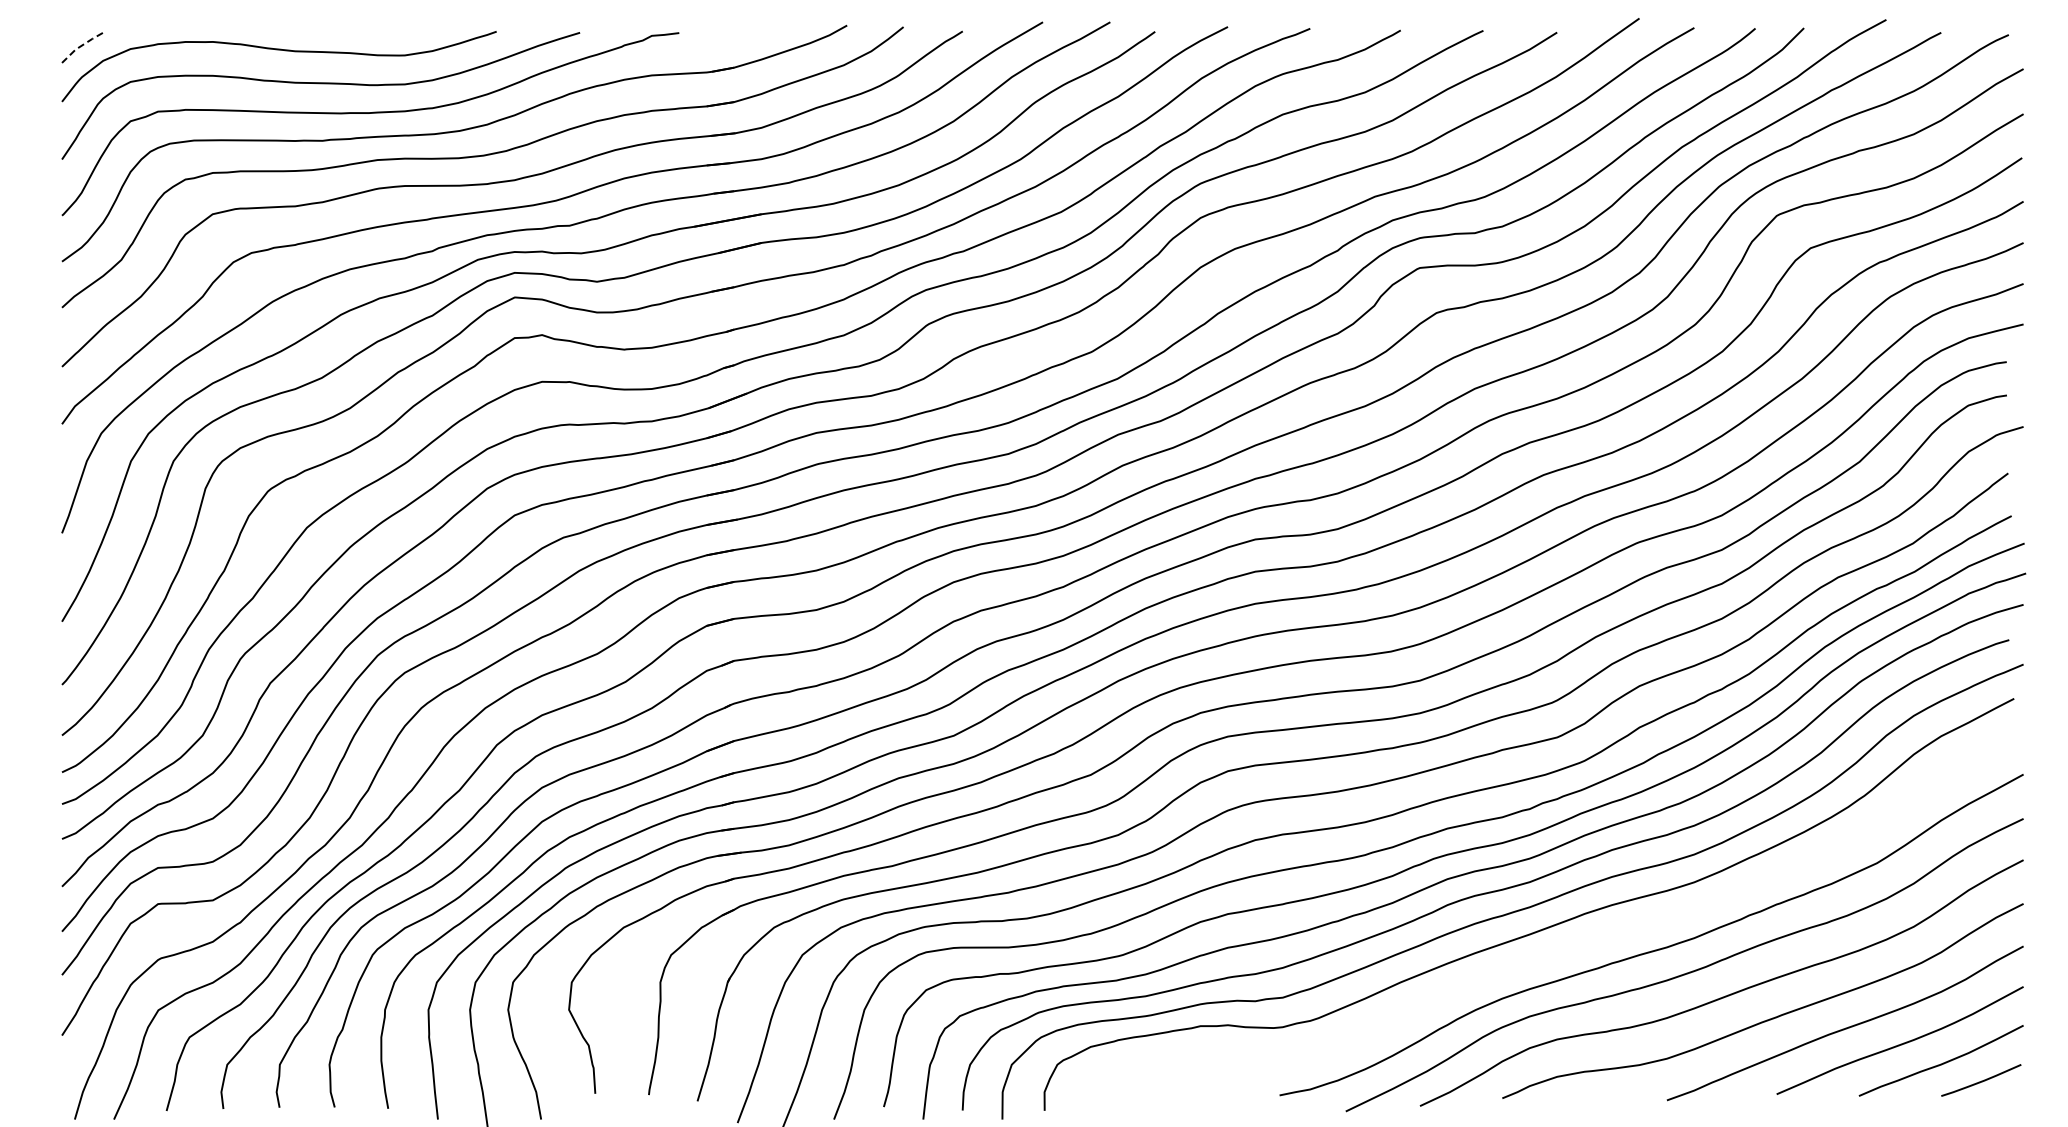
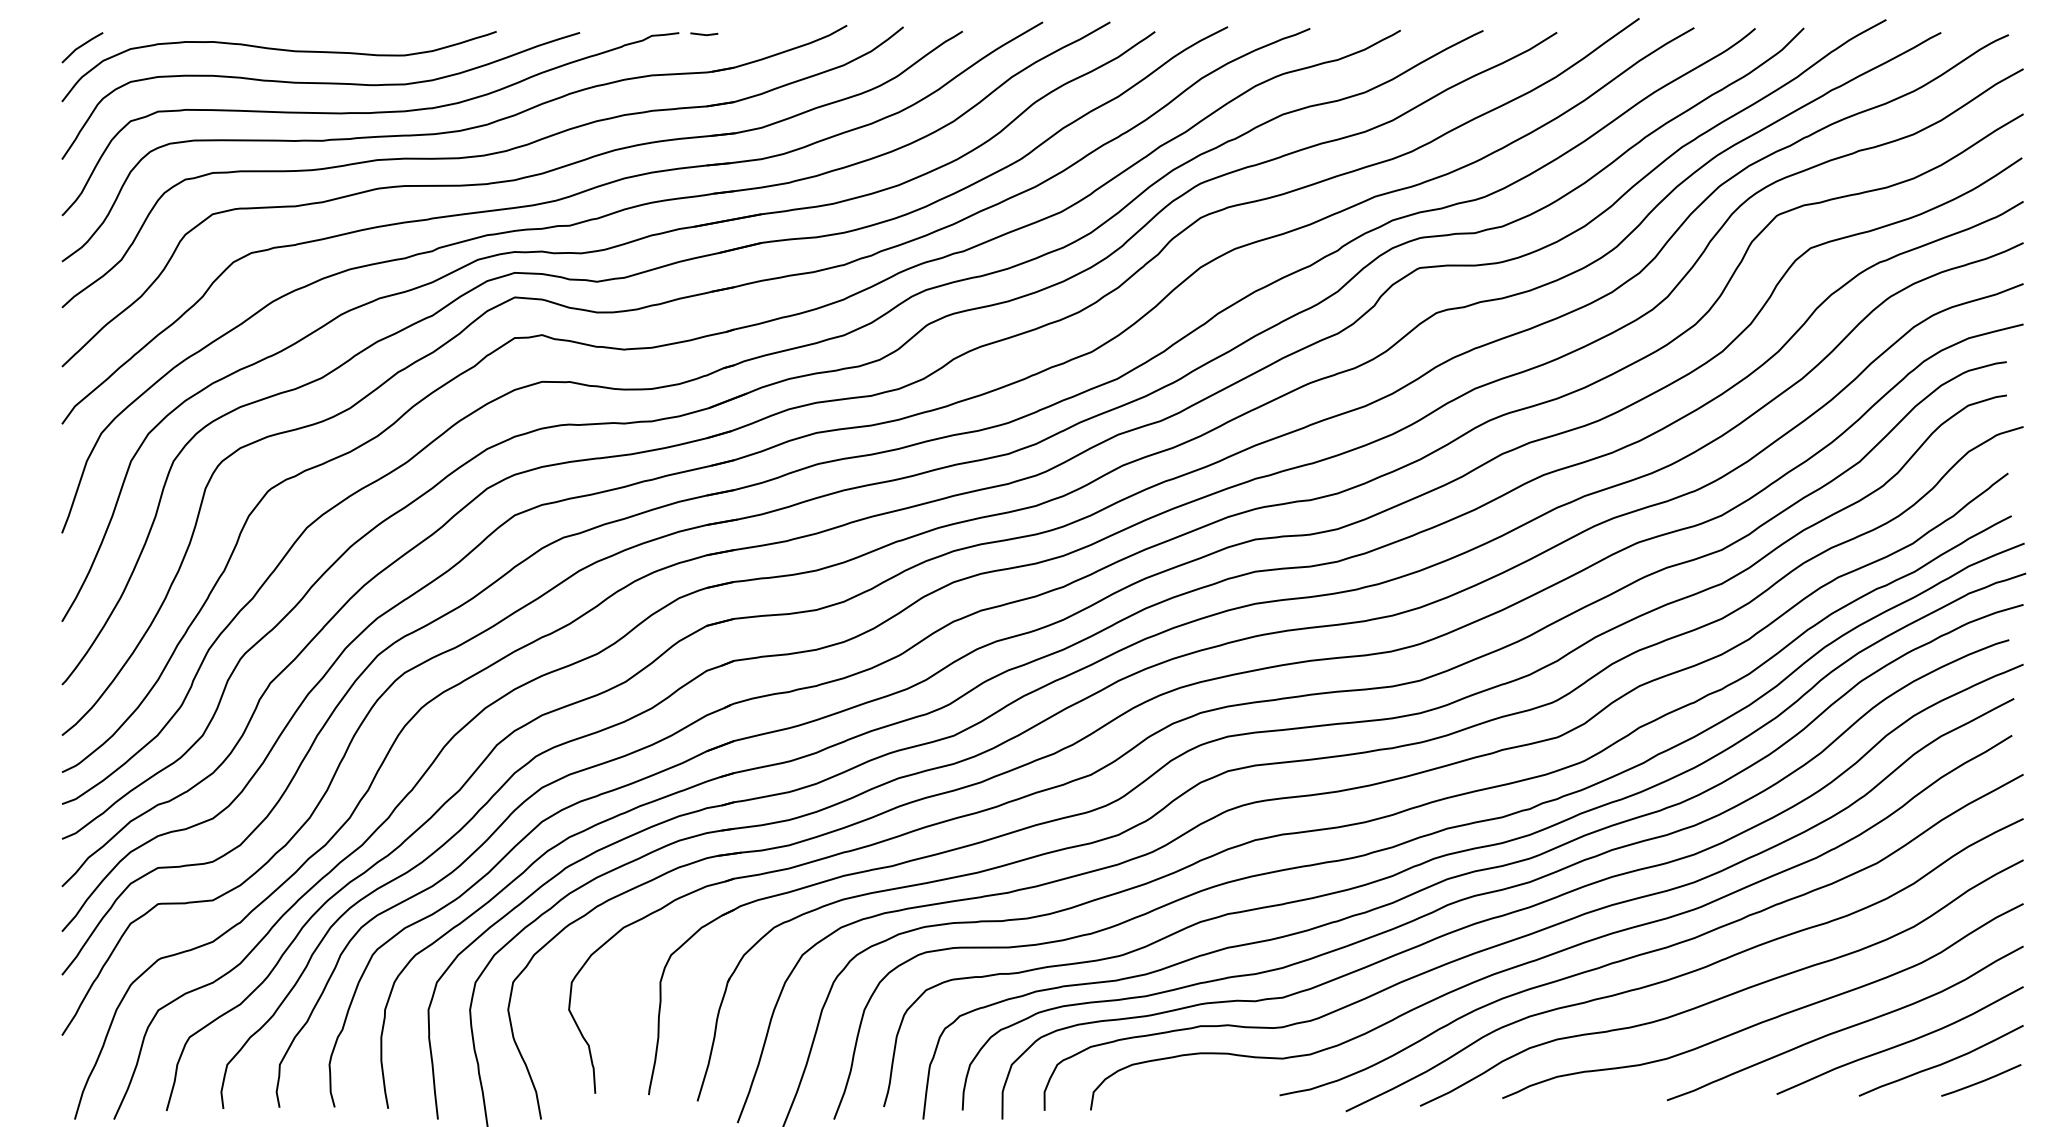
line: none -> present (704, 34)
line: dashed -> solid (81, 45)
curve: none -> present (1564, 948)
